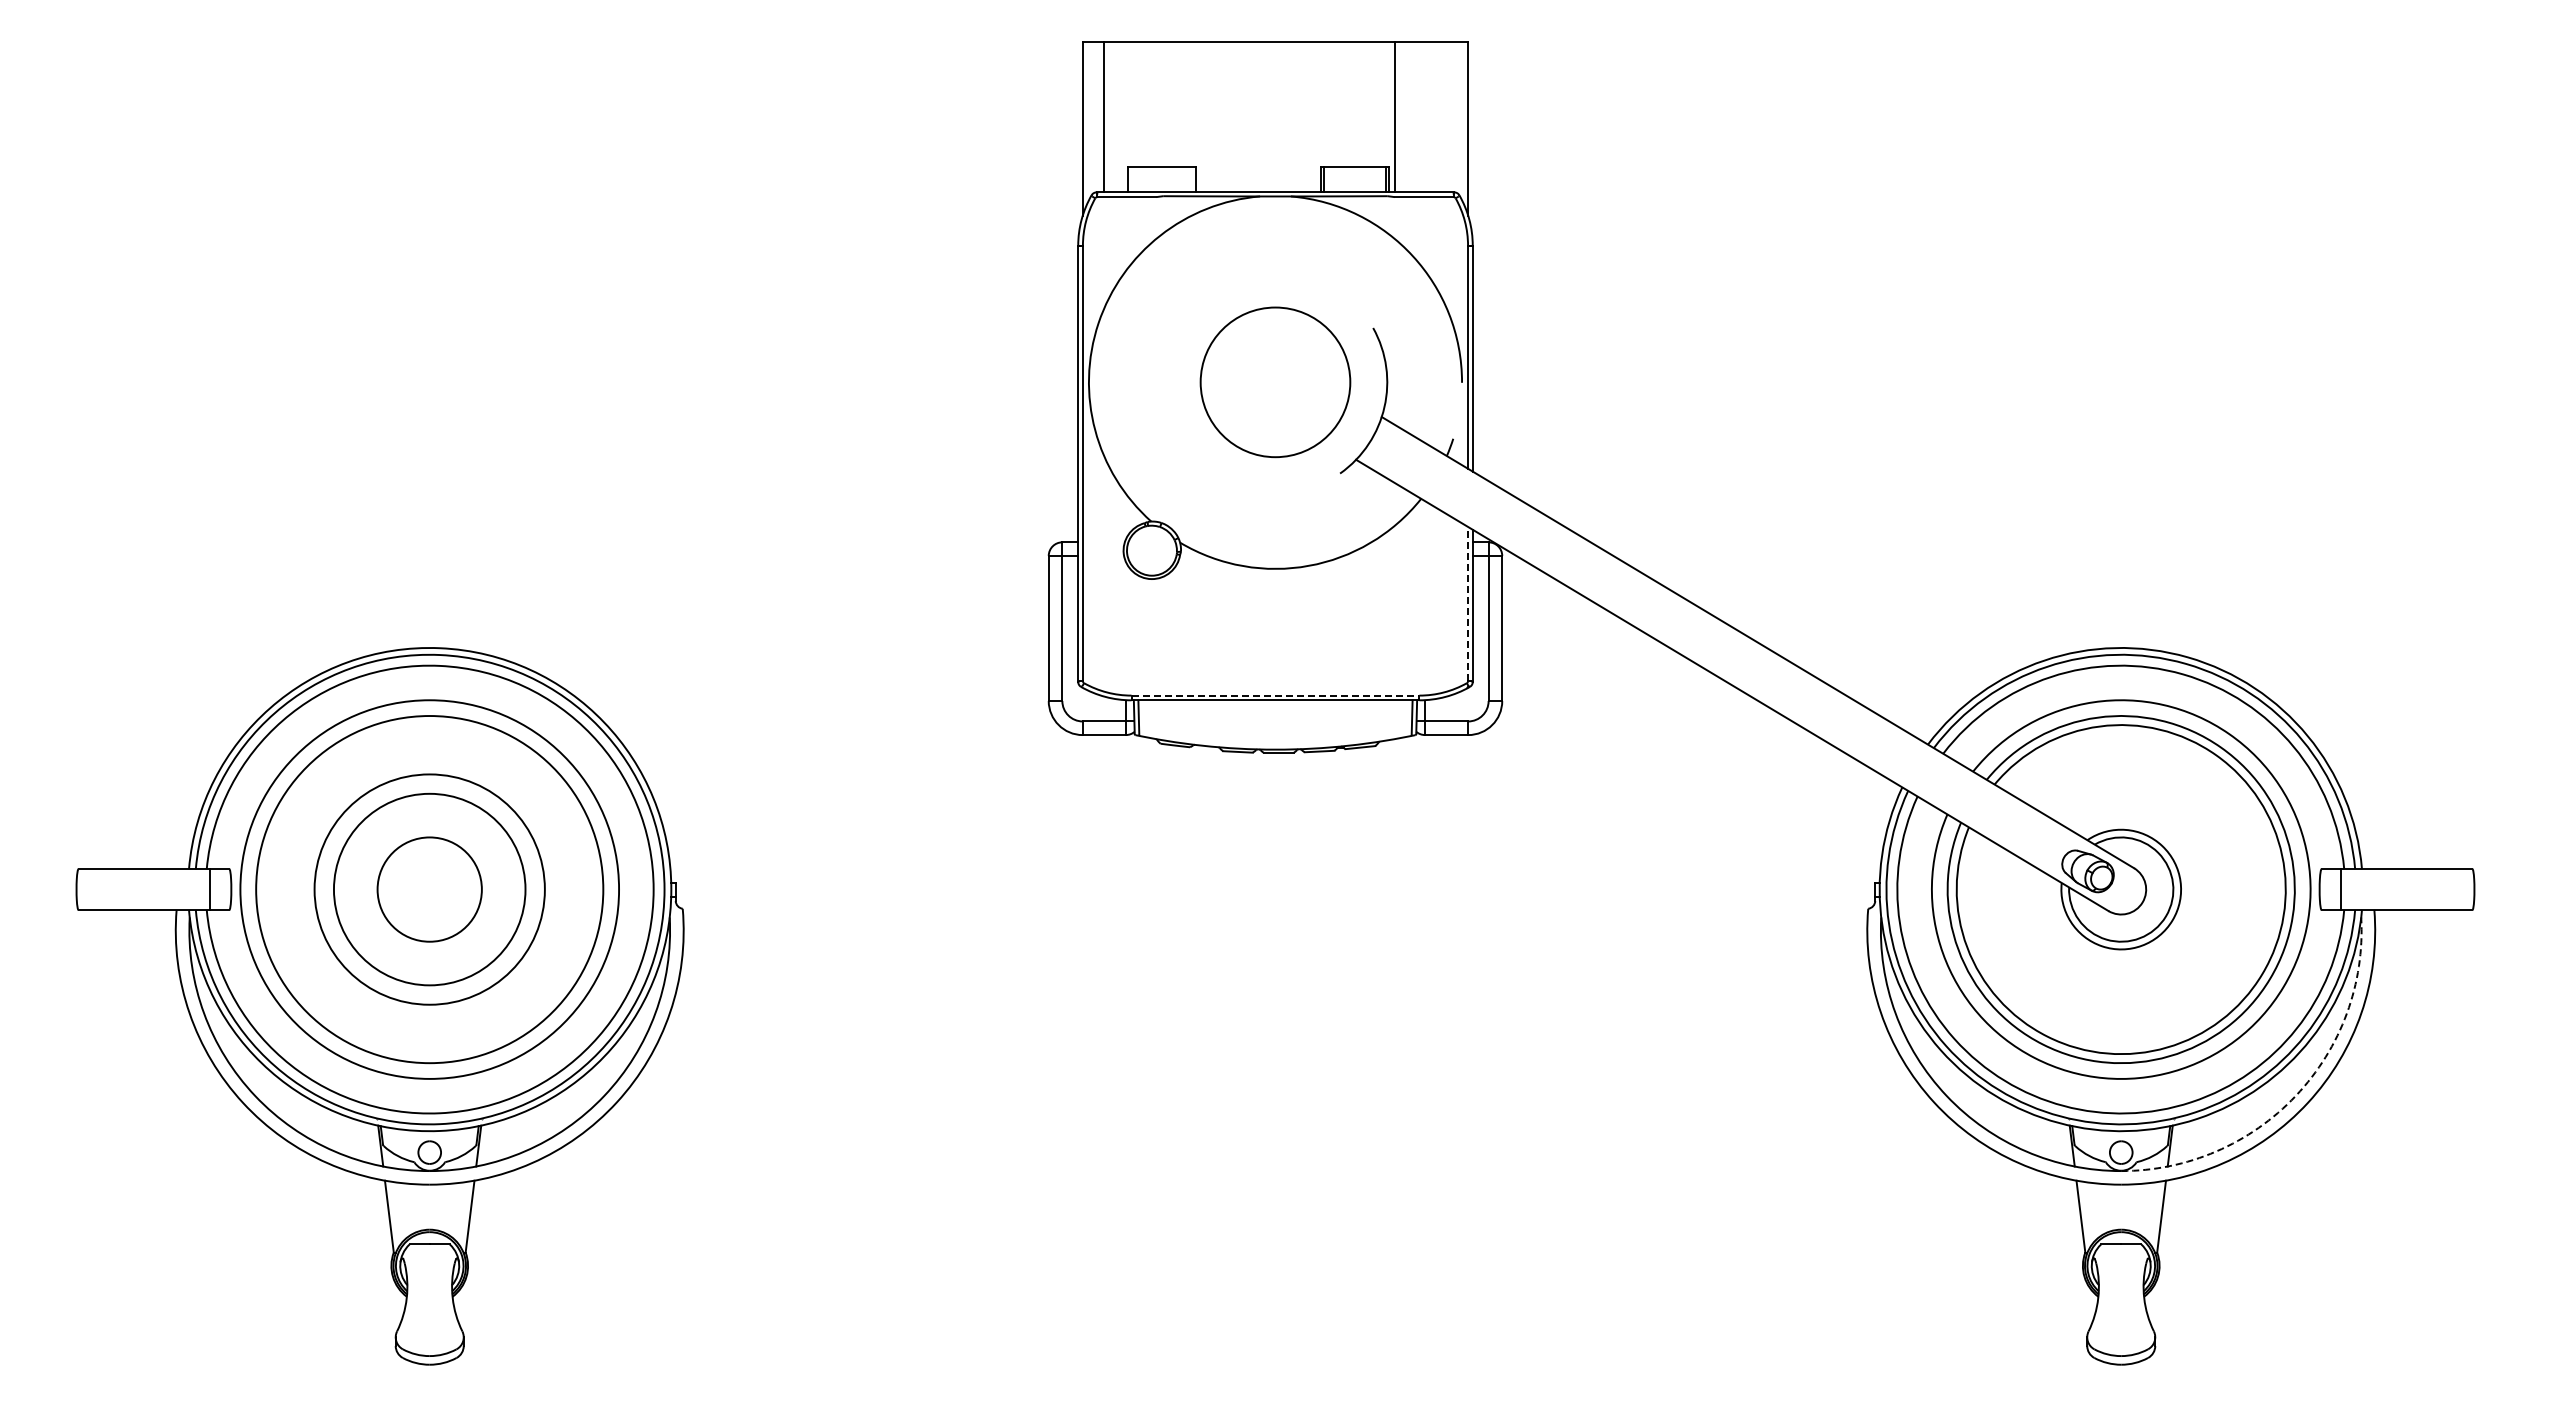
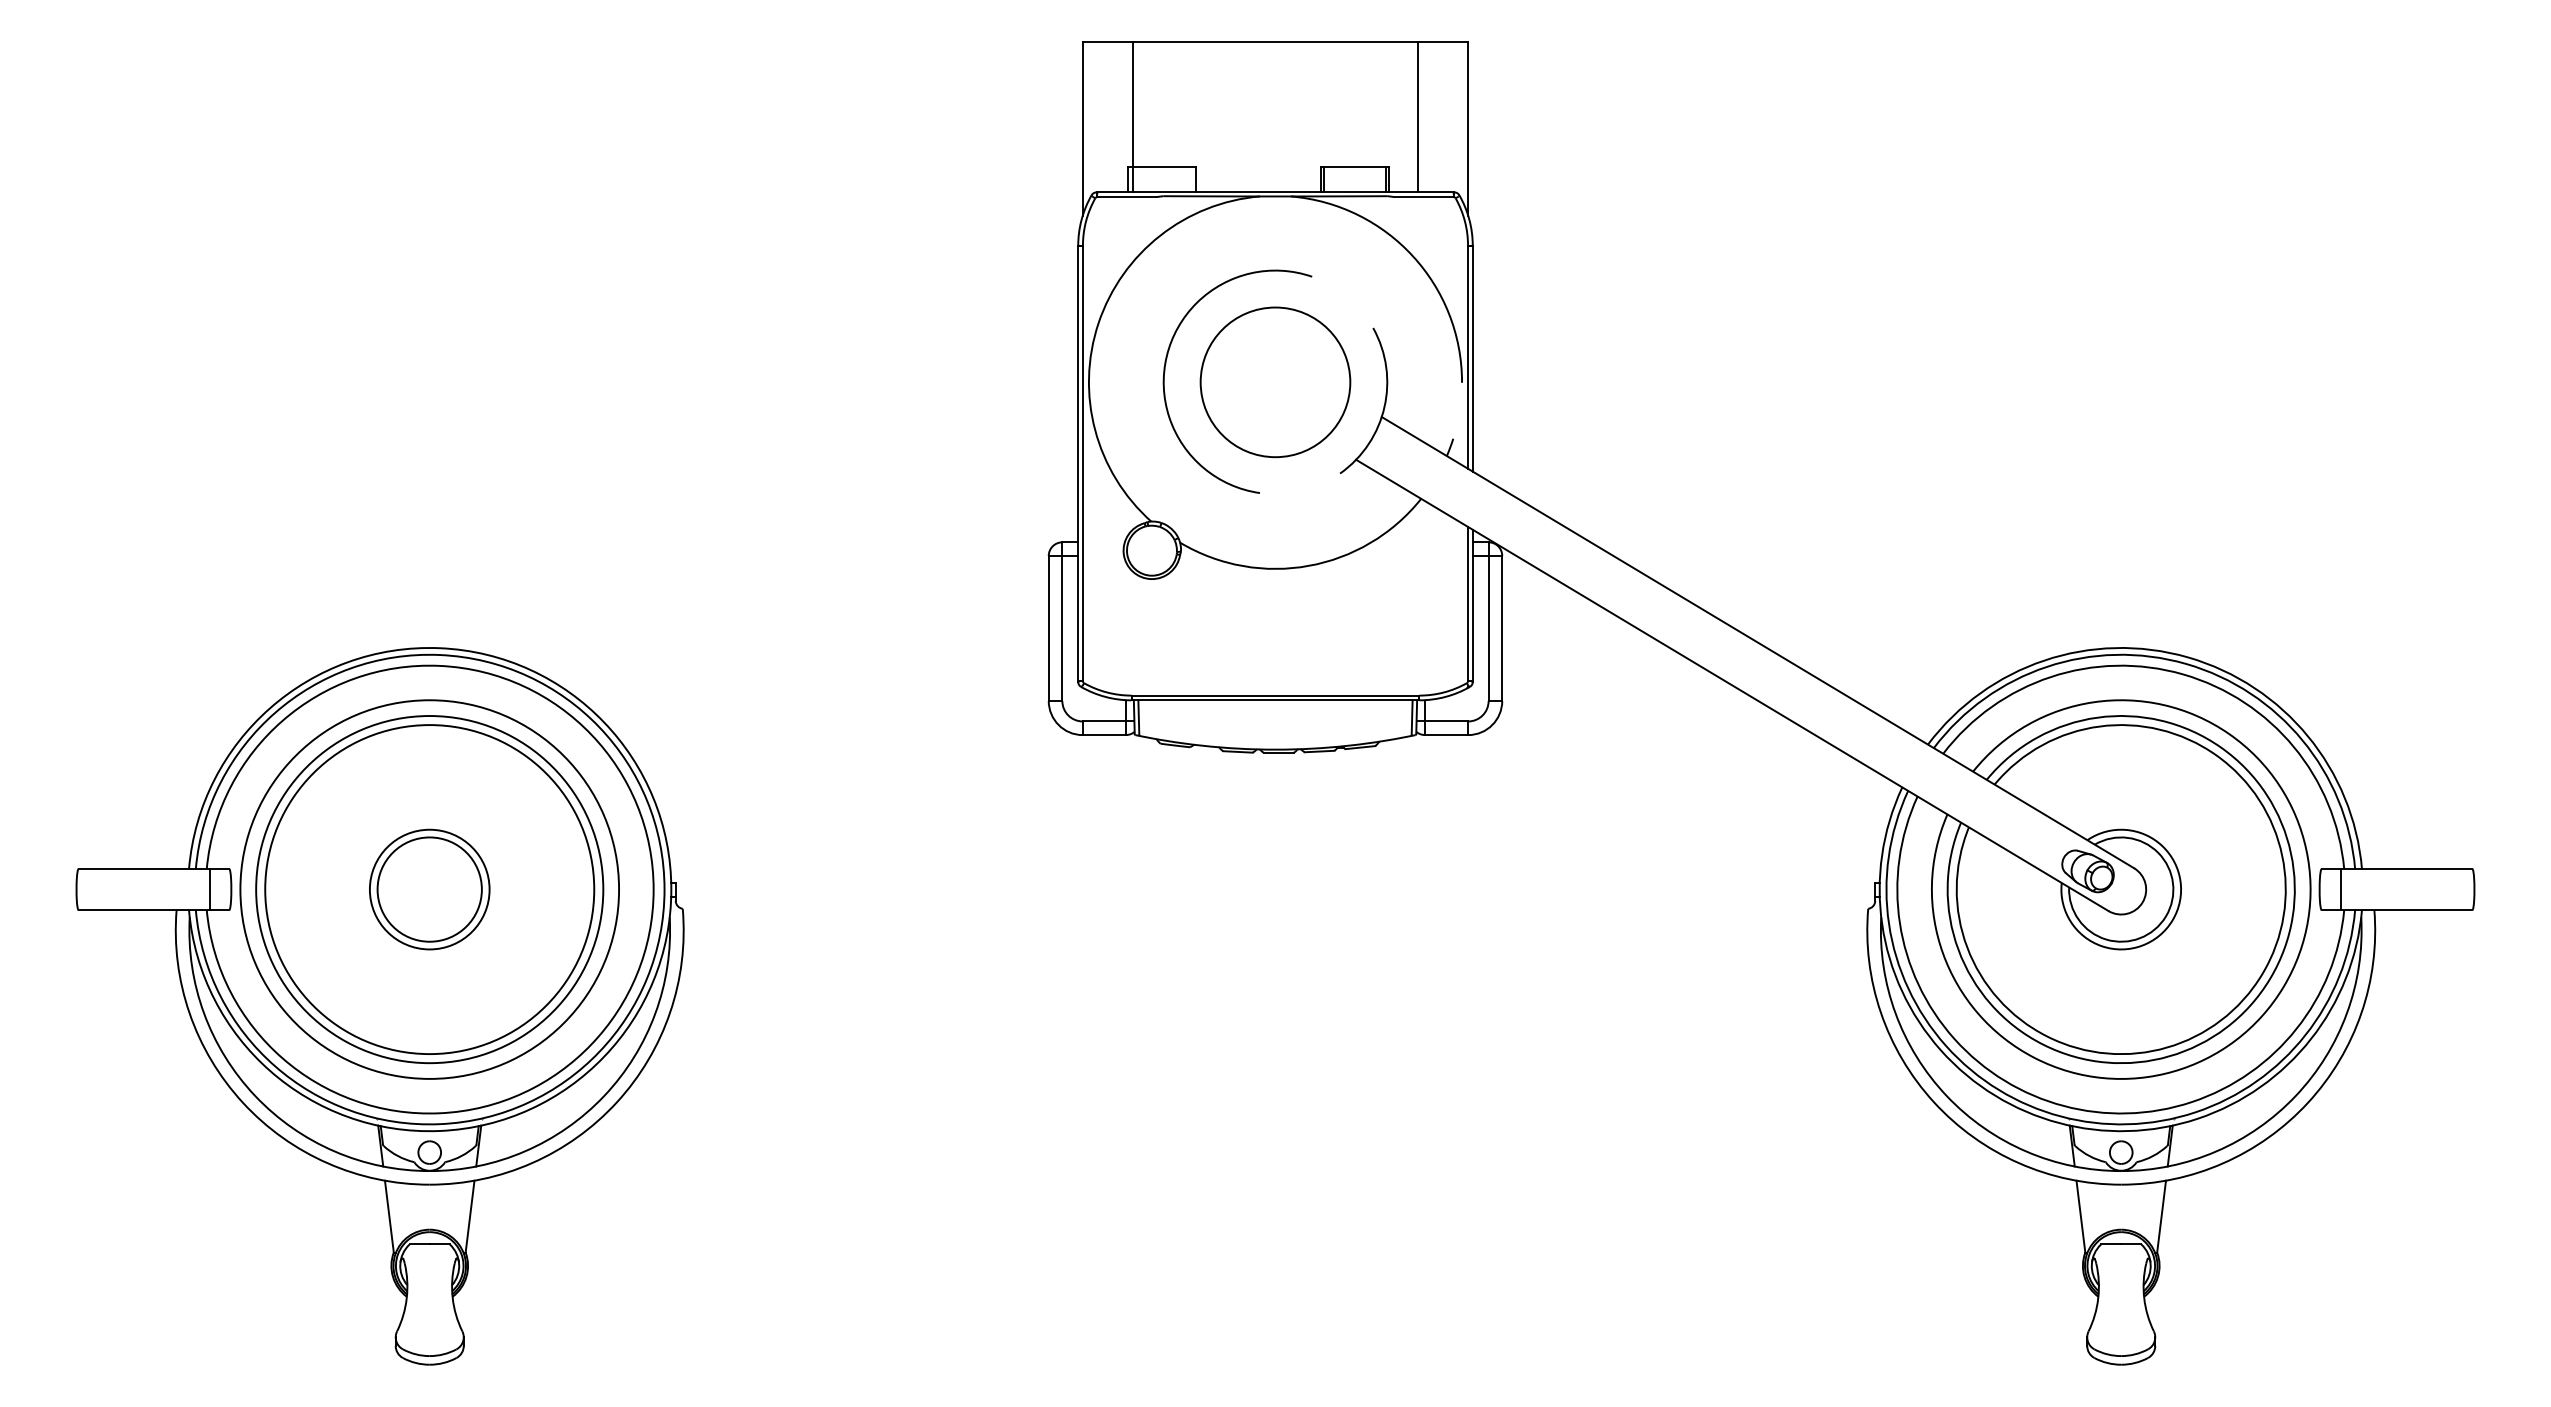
line position: (1103, 117) -> (1132, 117) (1132, 117)
line position: (1395, 117) -> (1418, 117) (1418, 117)
arc: none -> present (1165, 372)
line: dashed -> solid (1468, 603)
line: dashed -> solid (1275, 695)
circle diameter: 192 px -> 120 px (429, 889)
circle diameter: 230 px -> 329 px (429, 889)
arc: dashed -> solid (2295, 1095)
